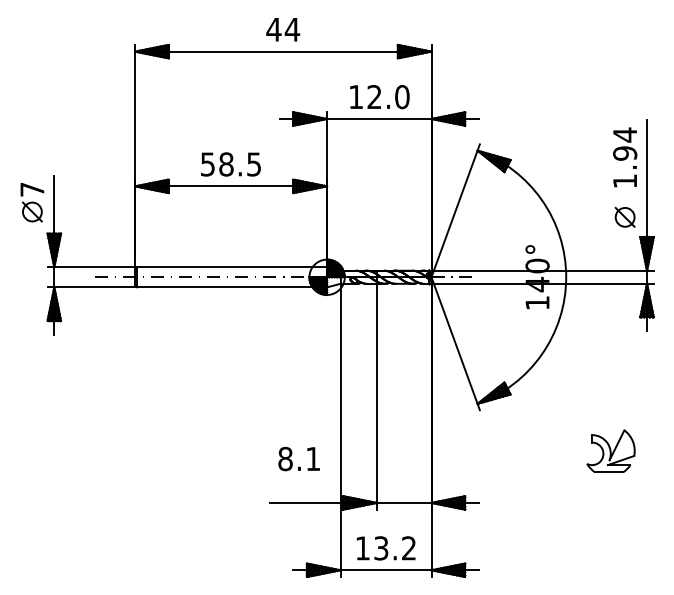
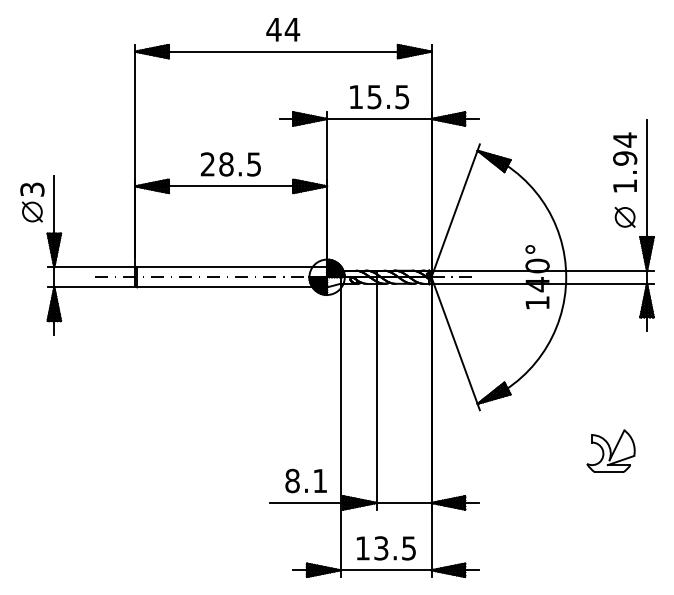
text: 12.0 -> 15.5 (388, 97)
text position: (625, 157) -> (625, 162) (625, 162)
text: 58.5 -> 28.5 (207, 164)
text: 7 -> 3 (32, 189)
text position: (298, 458) -> (305, 480) (305, 480)
text: 13.2 -> 13.5 (408, 548)
